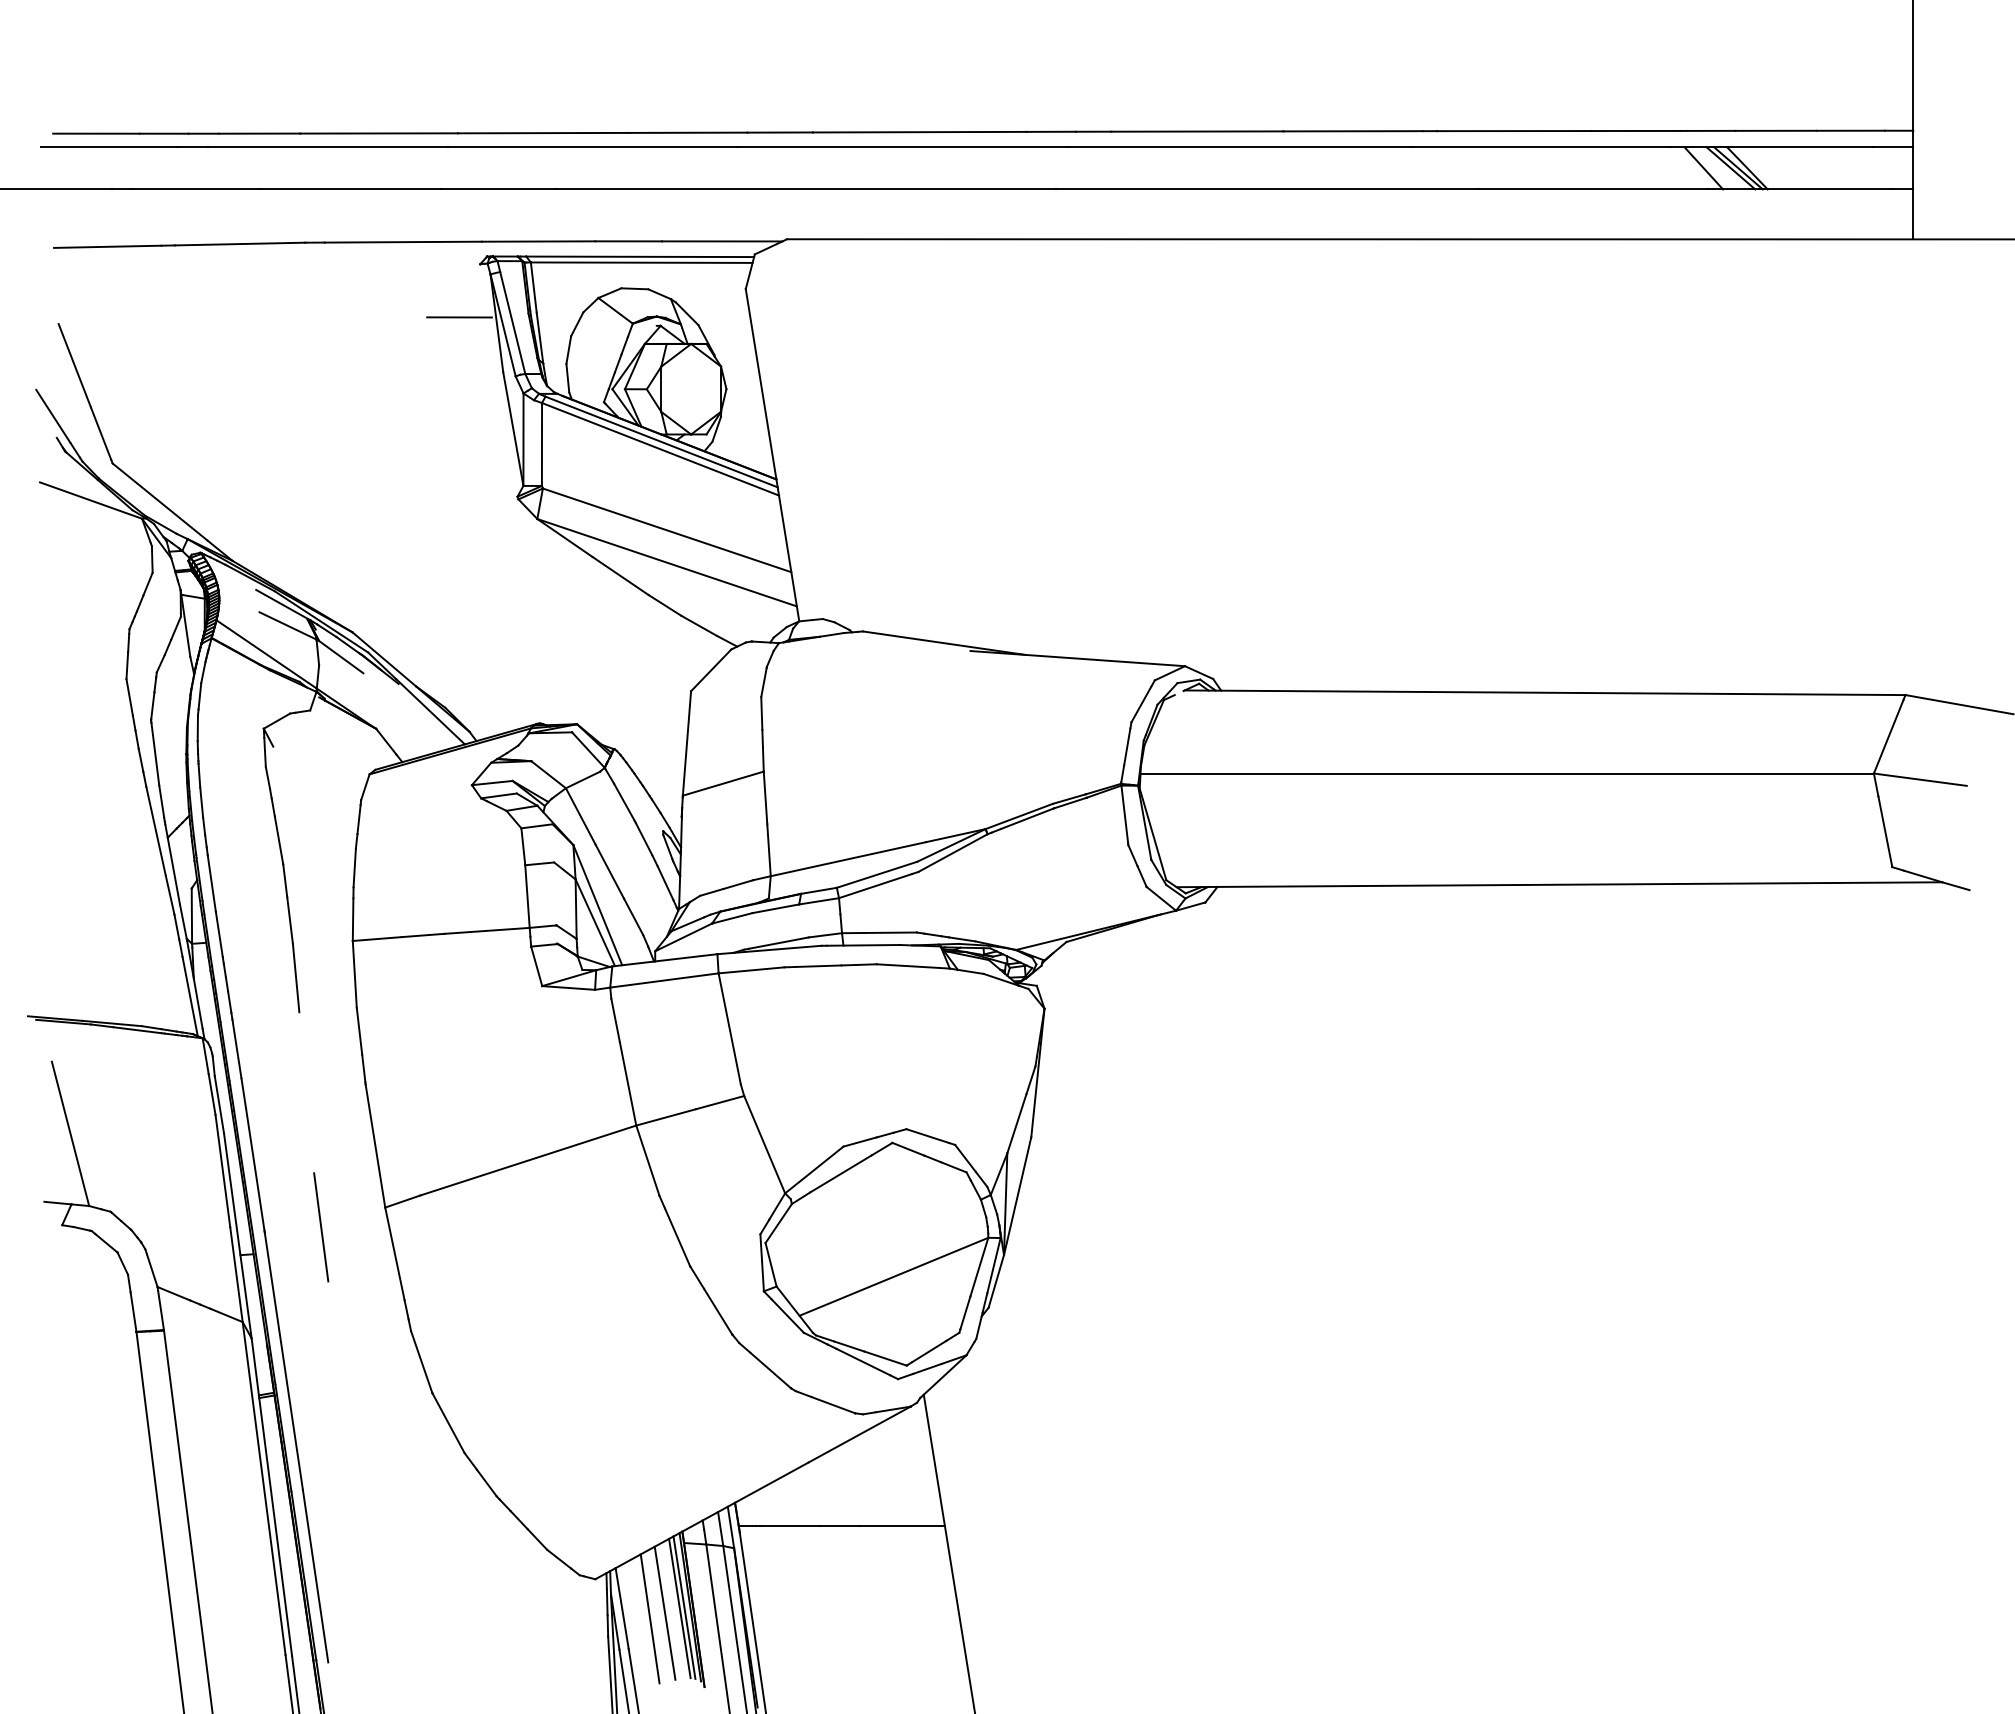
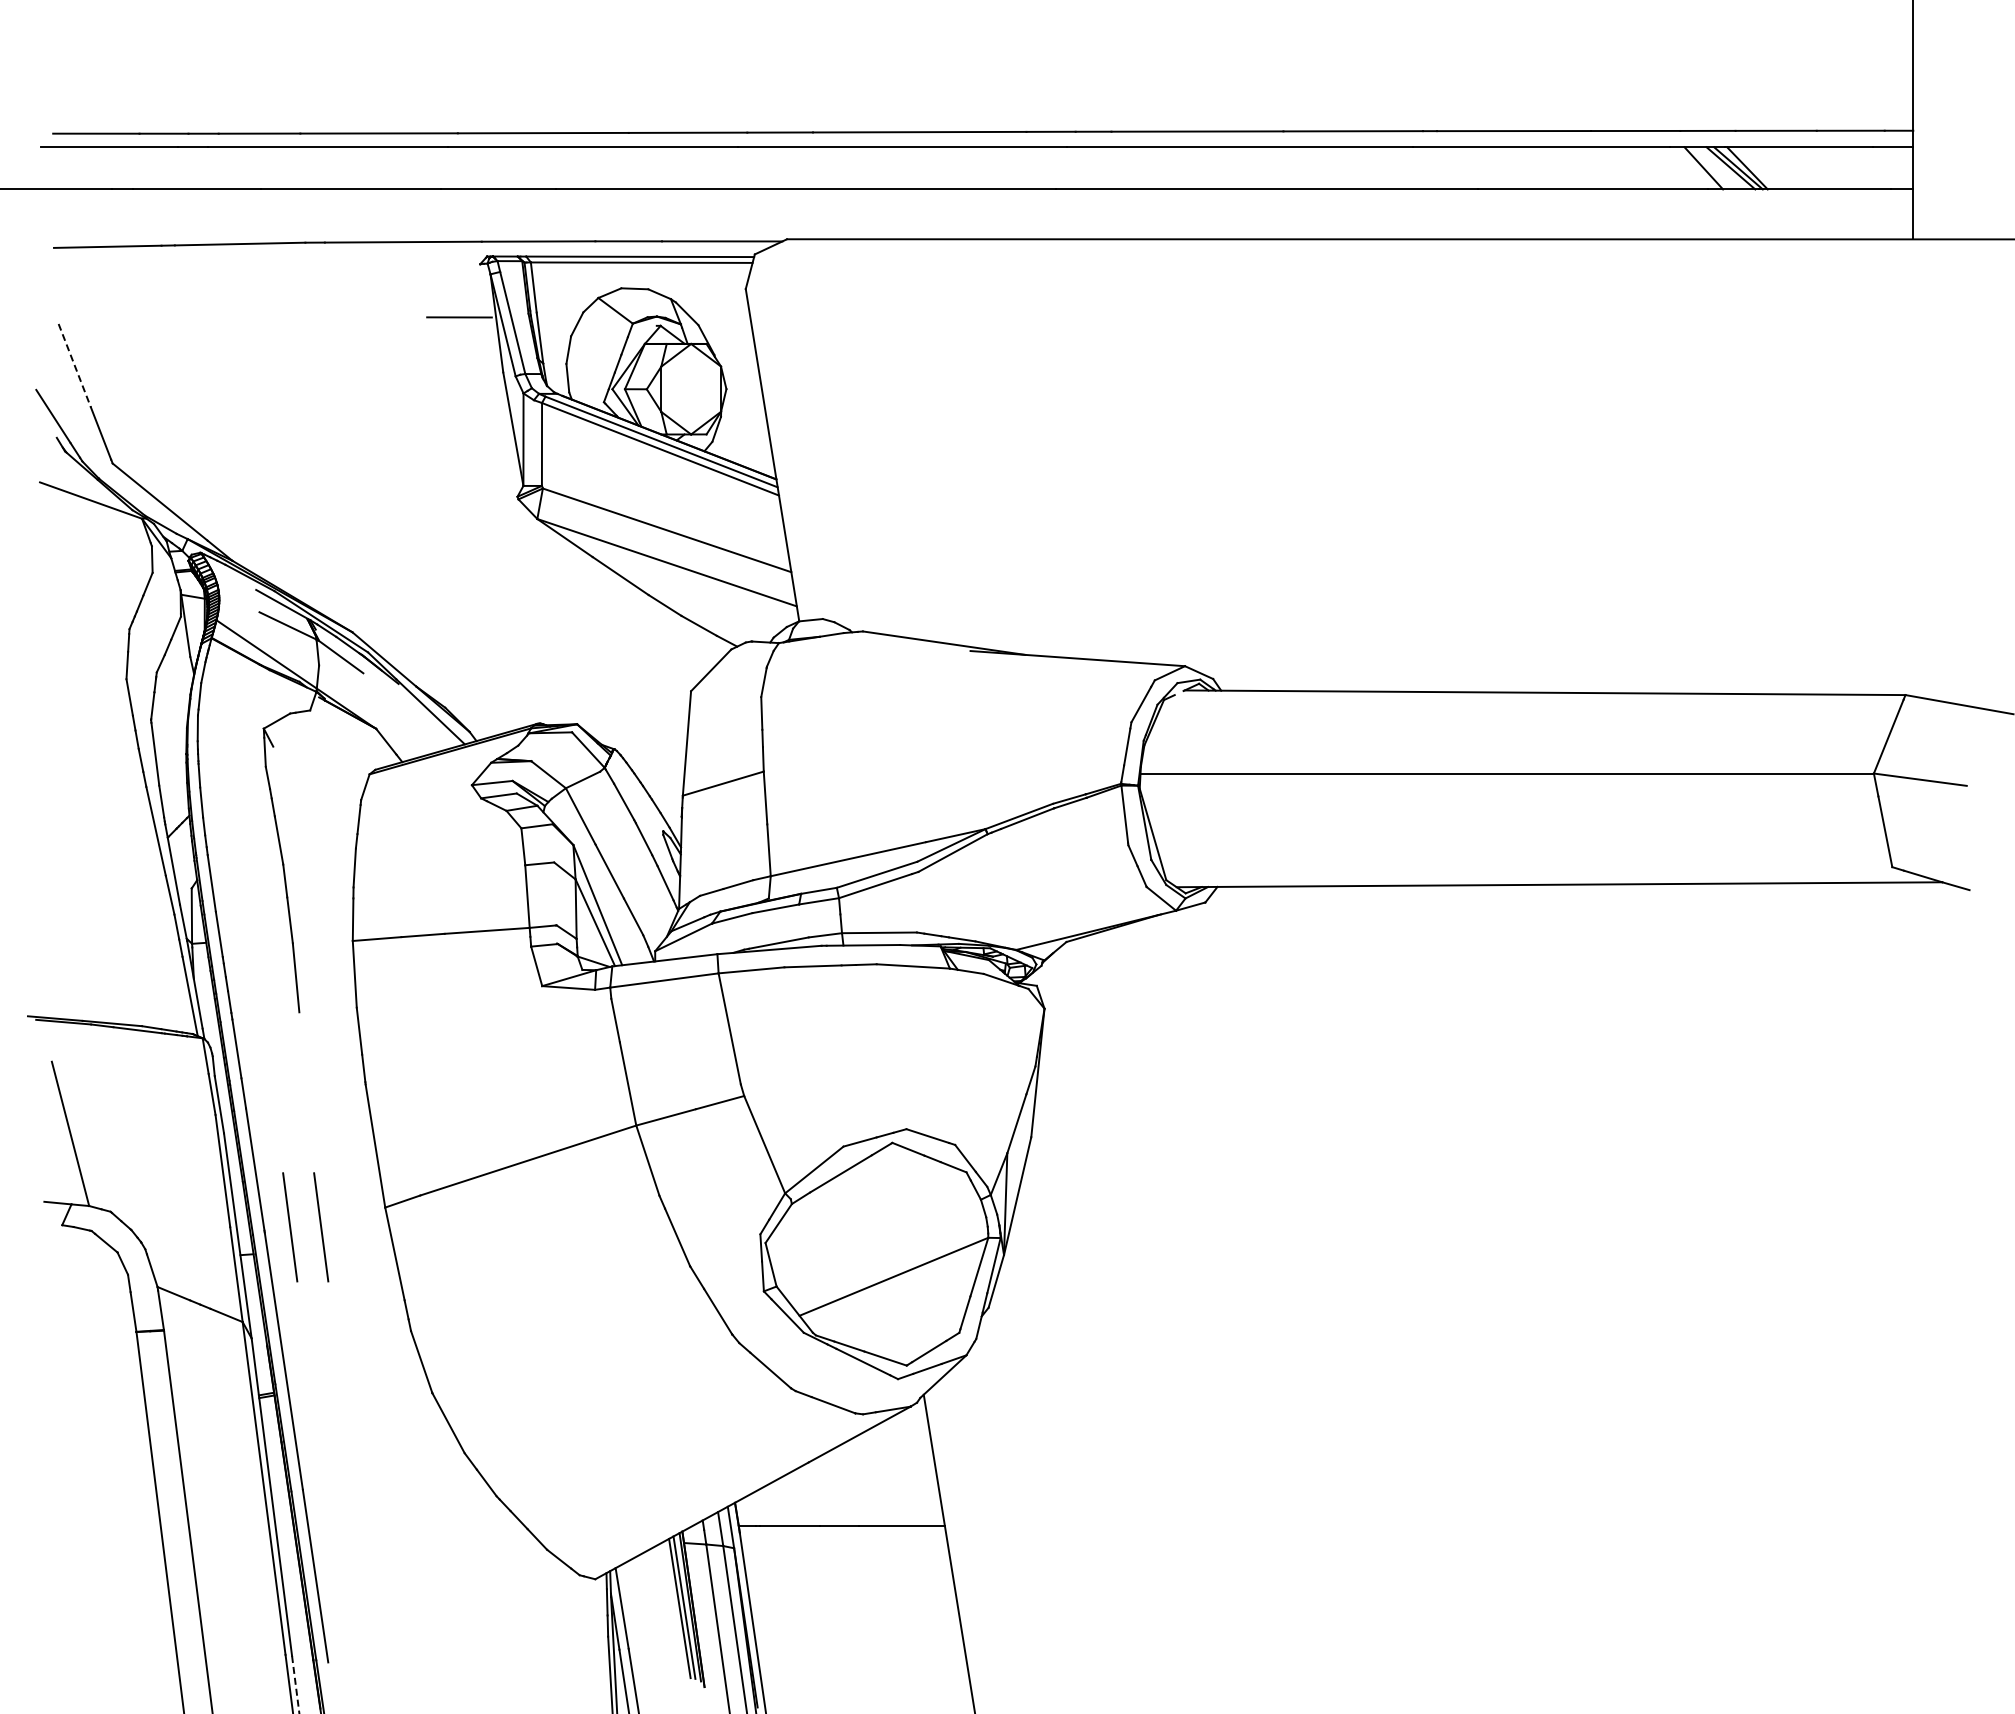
line: solid -> dashed (74, 365)
line: none -> present (290, 1227)
line: present -> none (664, 1612)
line: present -> none (649, 1618)
line: solid -> dashed (295, 1684)
